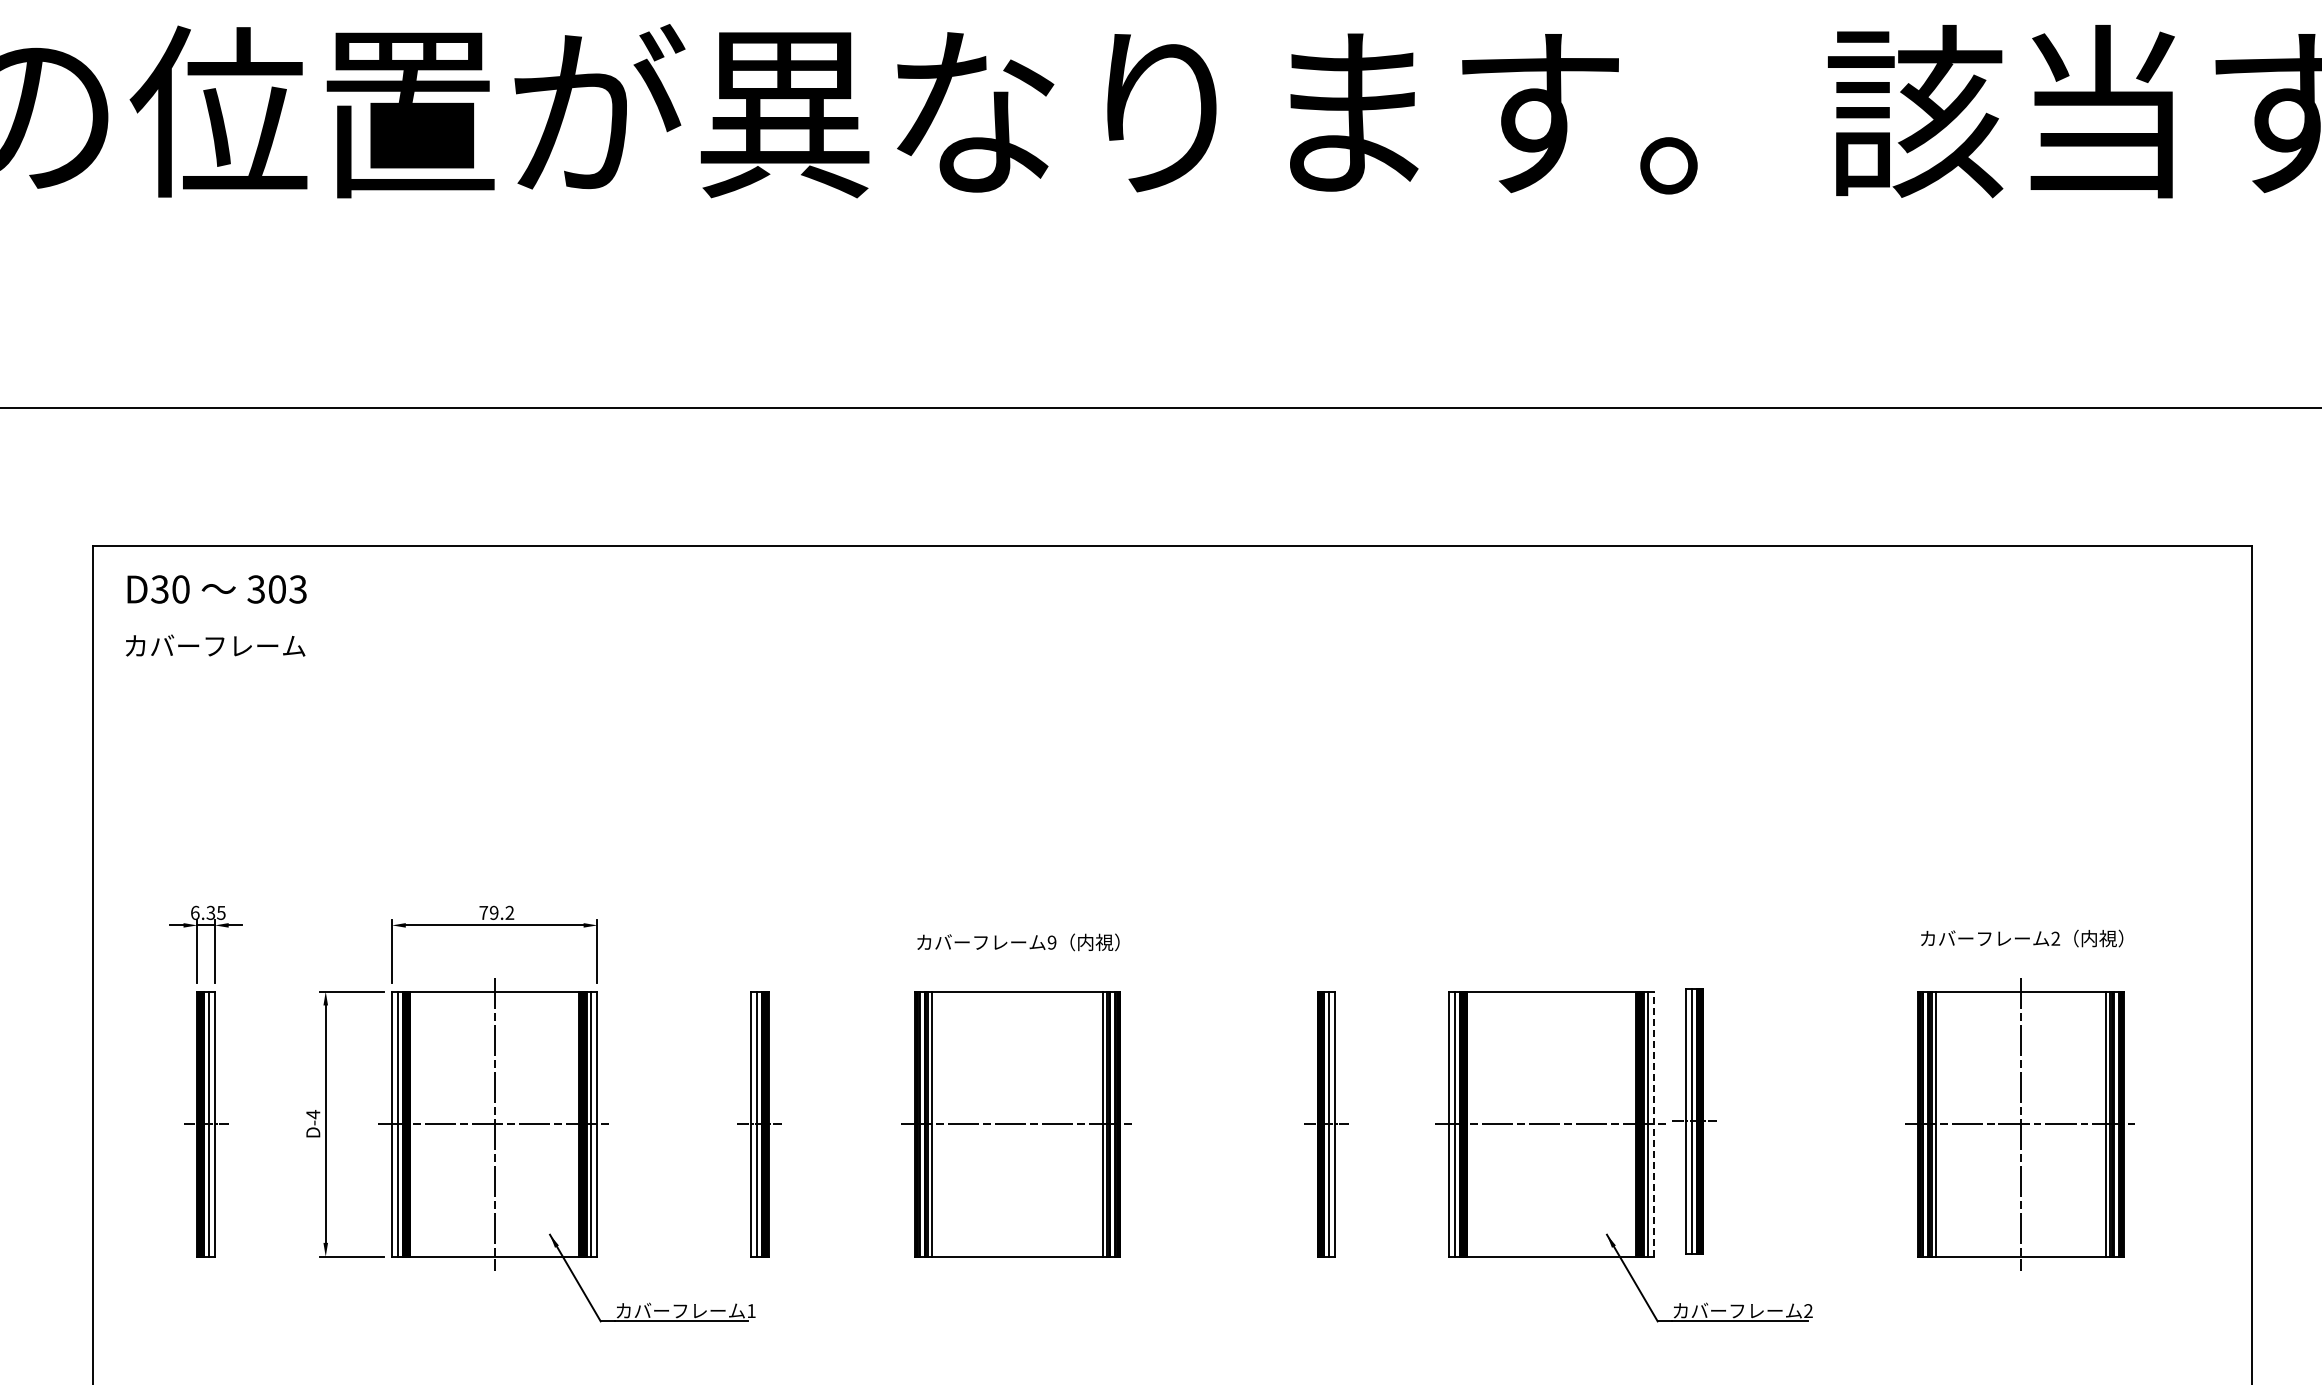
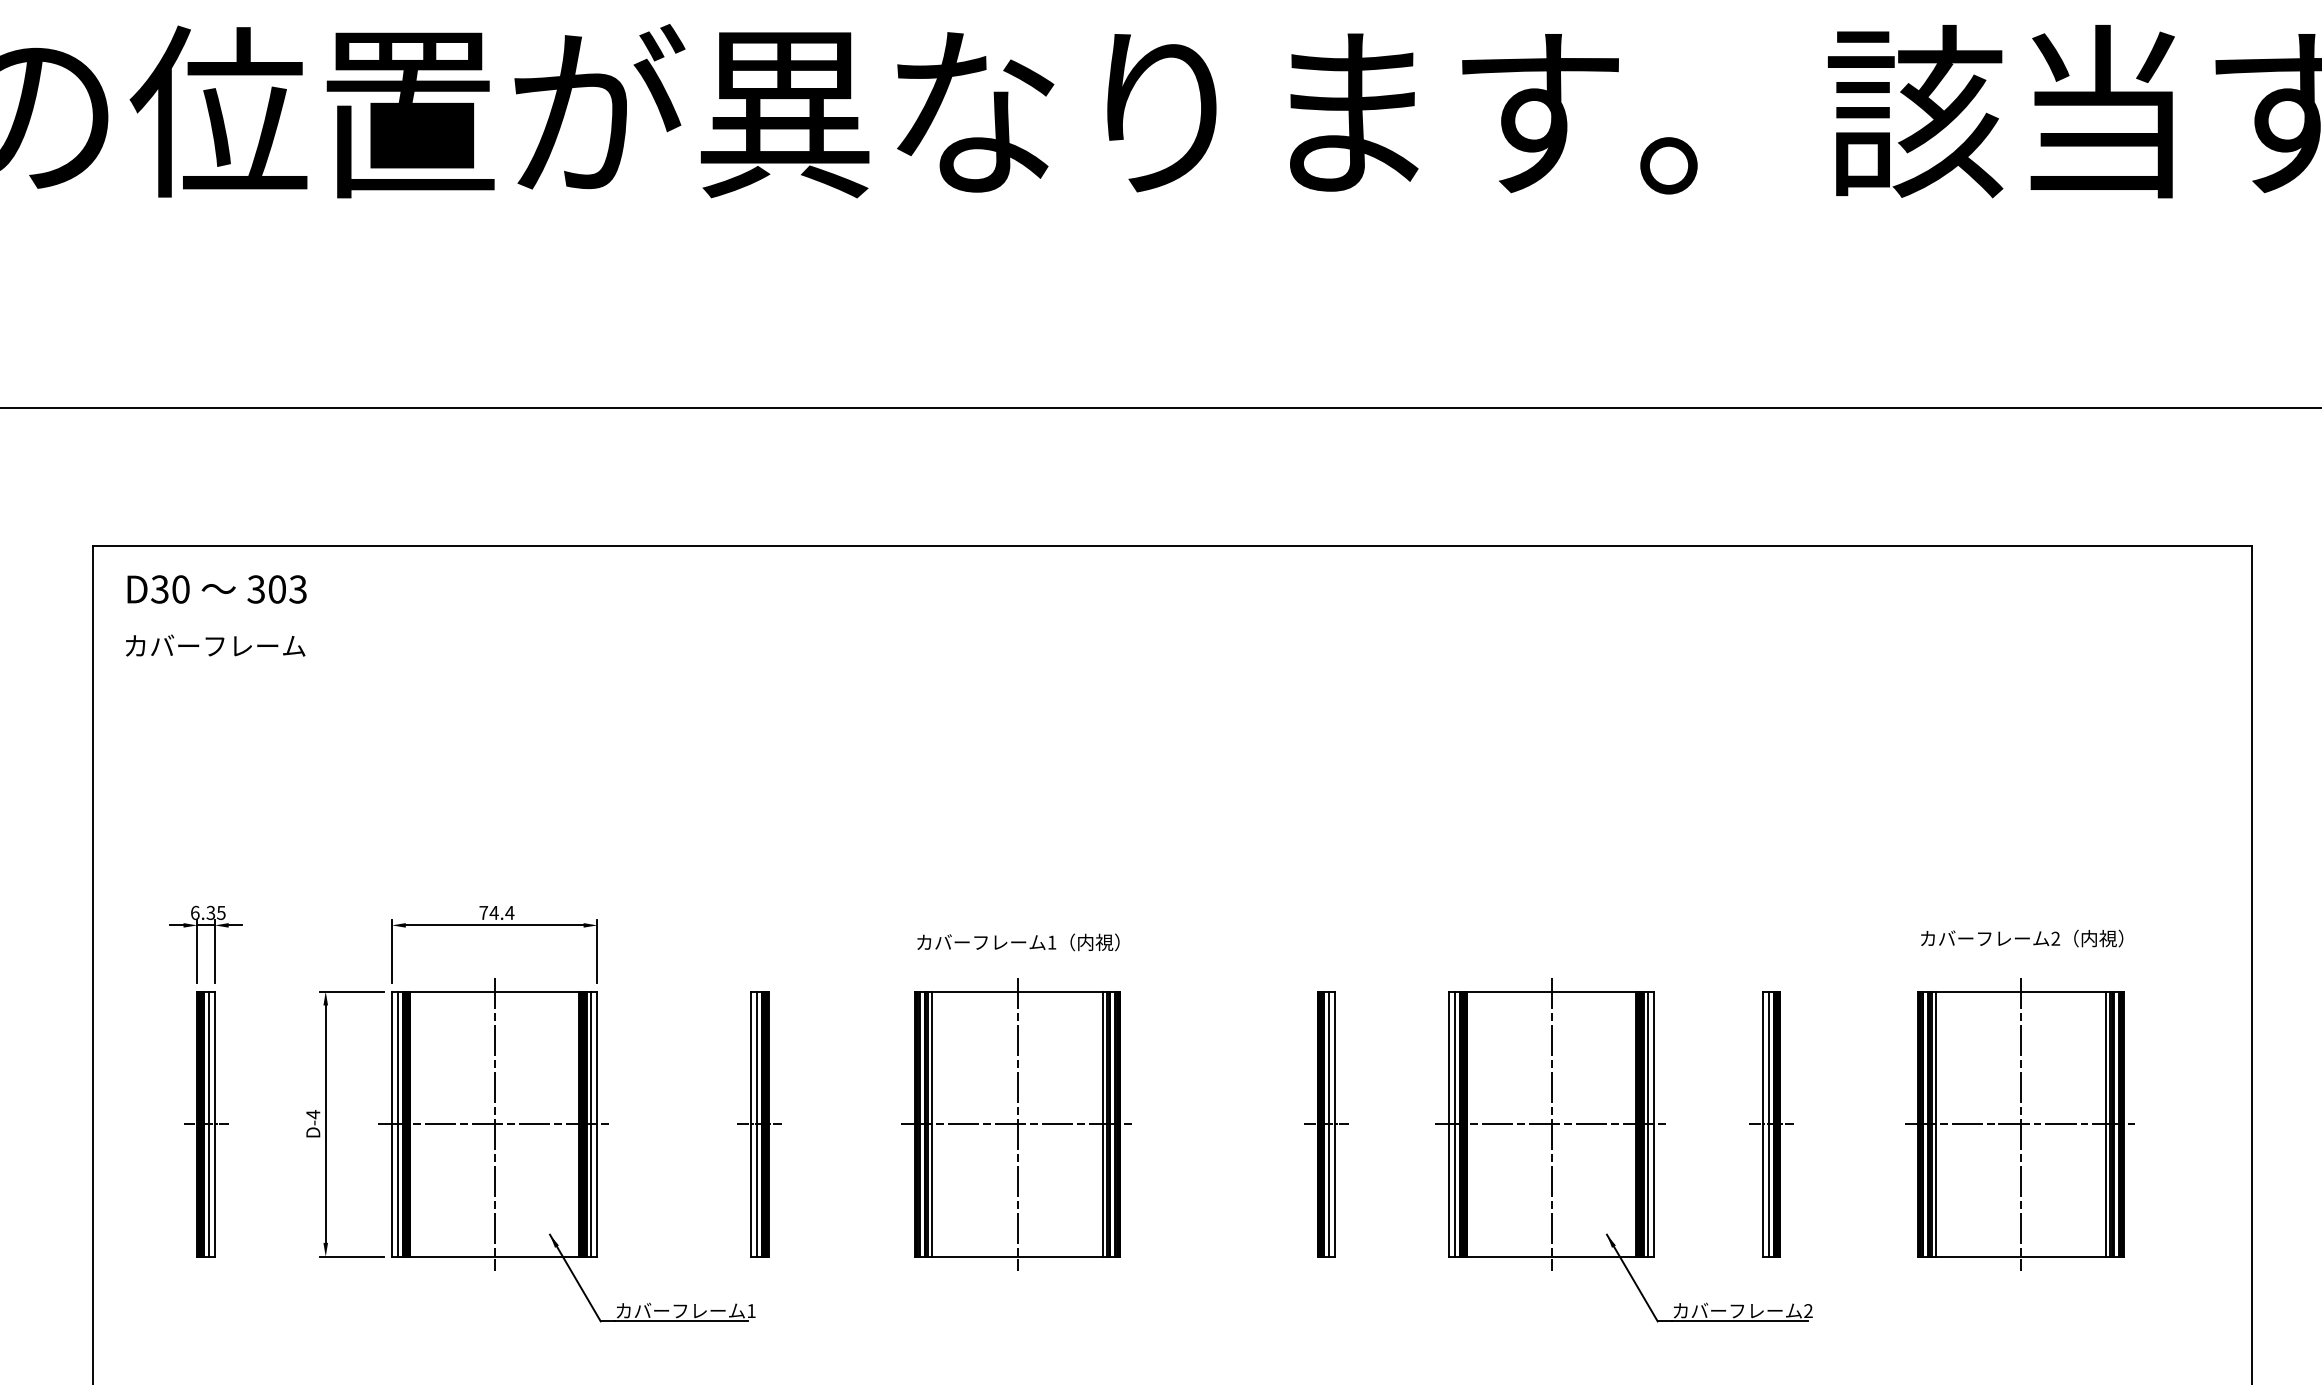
text: 79.2 -> 74.4 (501, 912)
text: 9 -> 1 (1051, 942)
part position: (1694, 1121) -> (1771, 1124) (1771, 1124)
line: none -> present (1017, 1123)
line: none -> present (1551, 1123)
line: dashed -> solid (1654, 1124)
